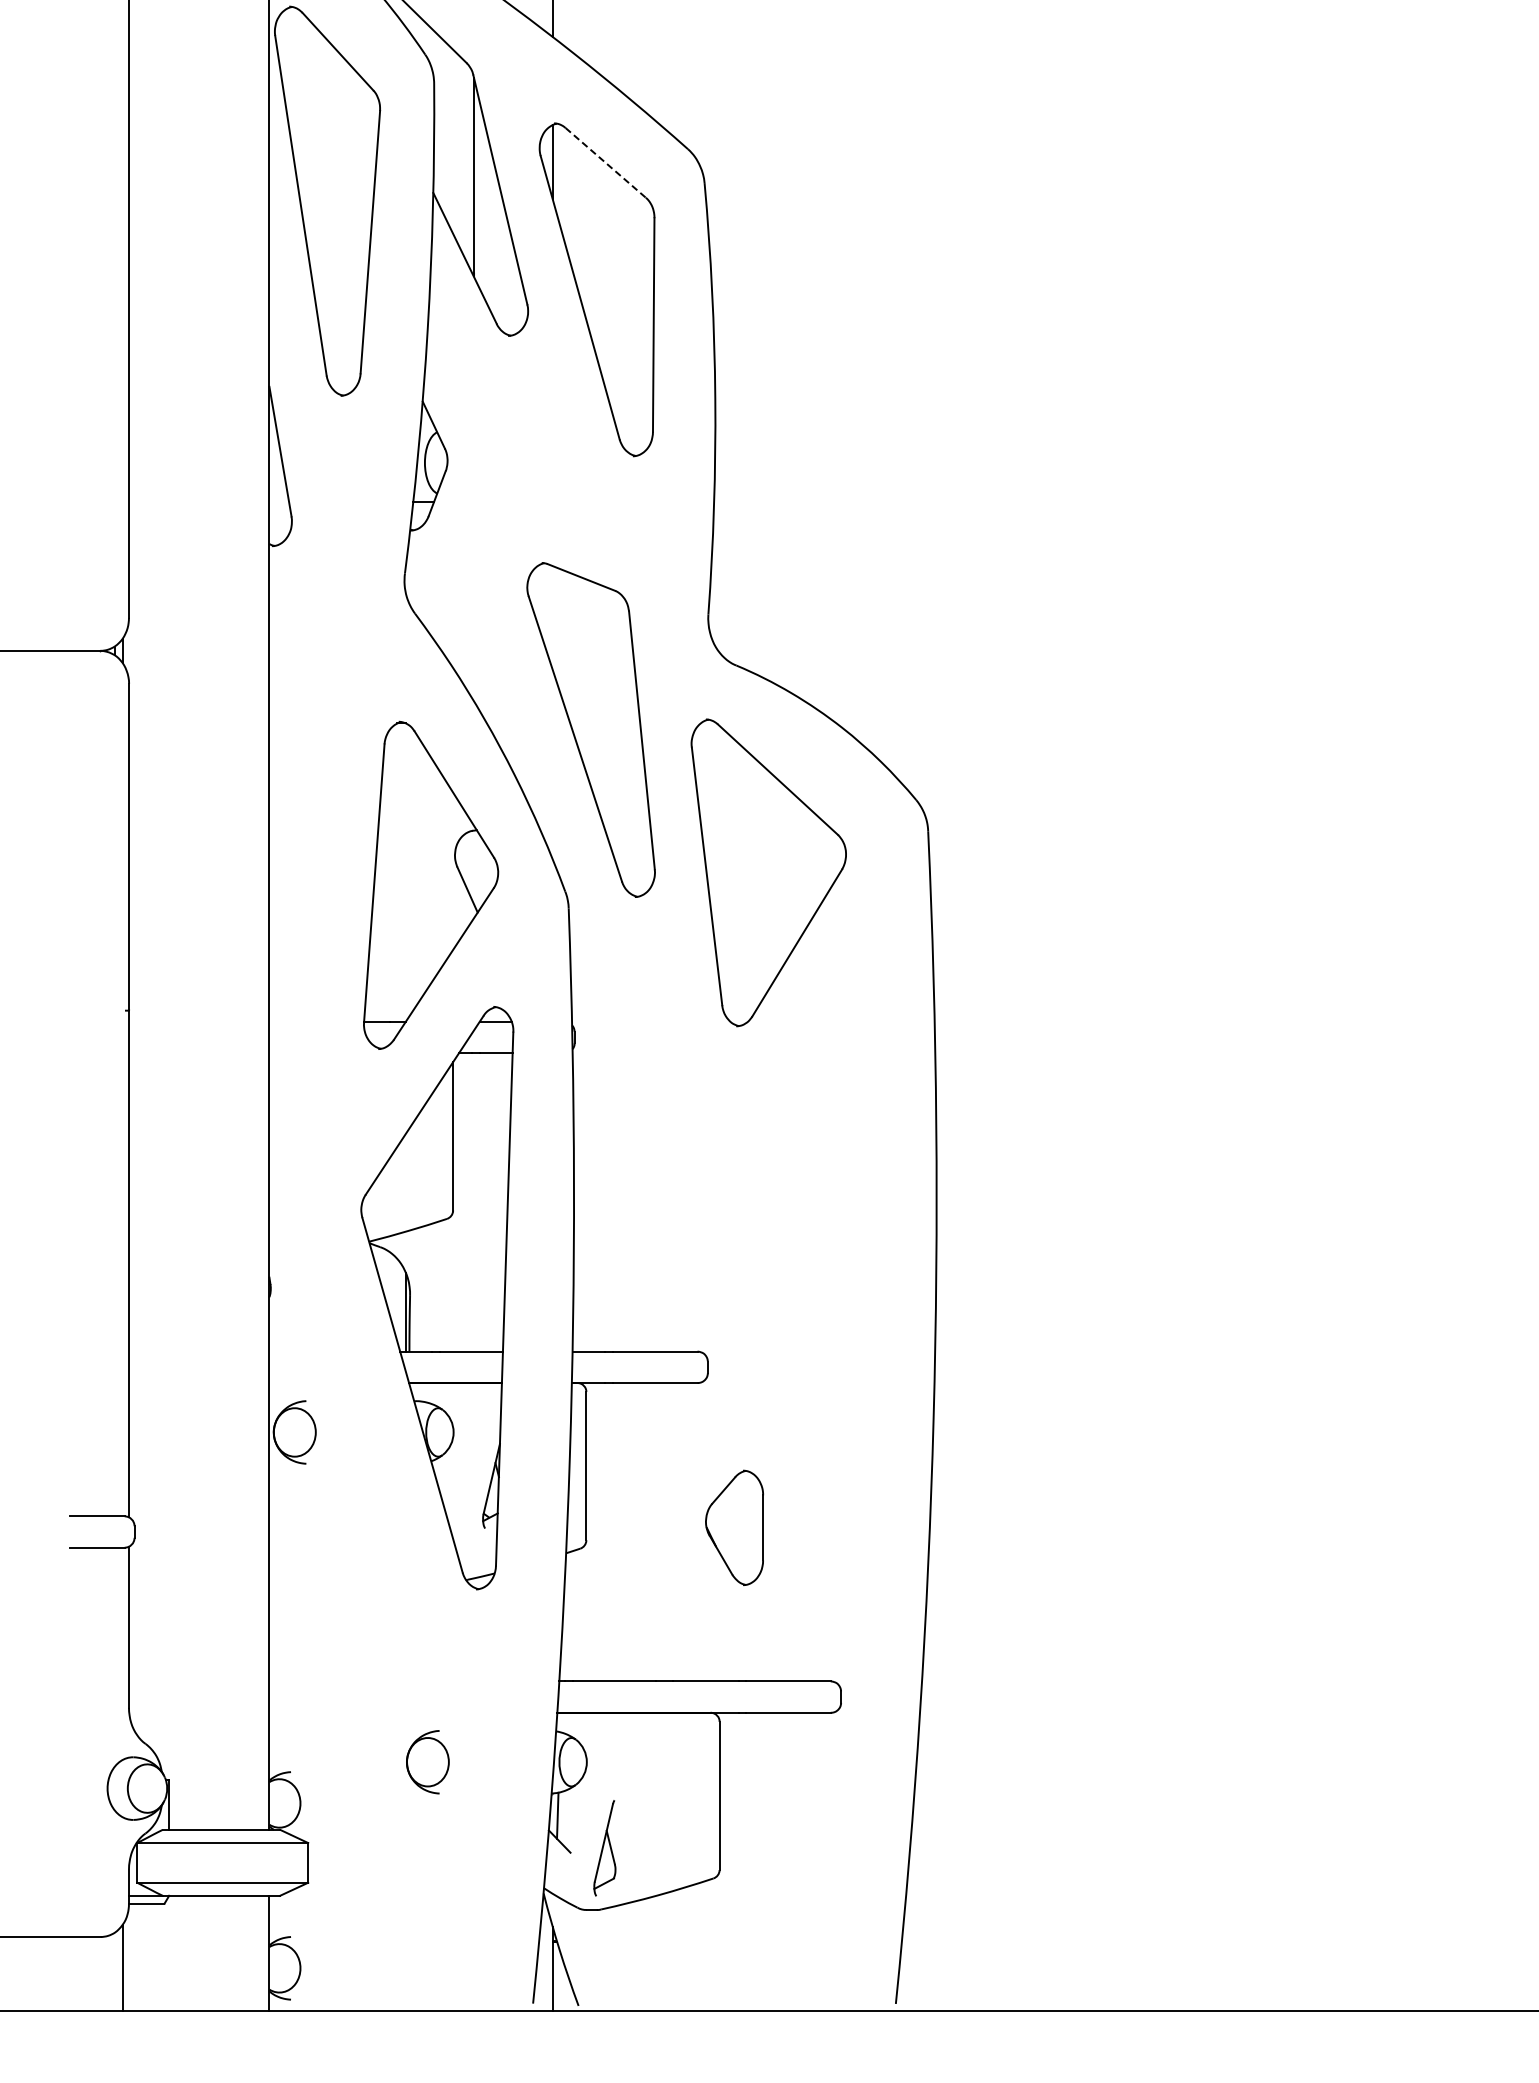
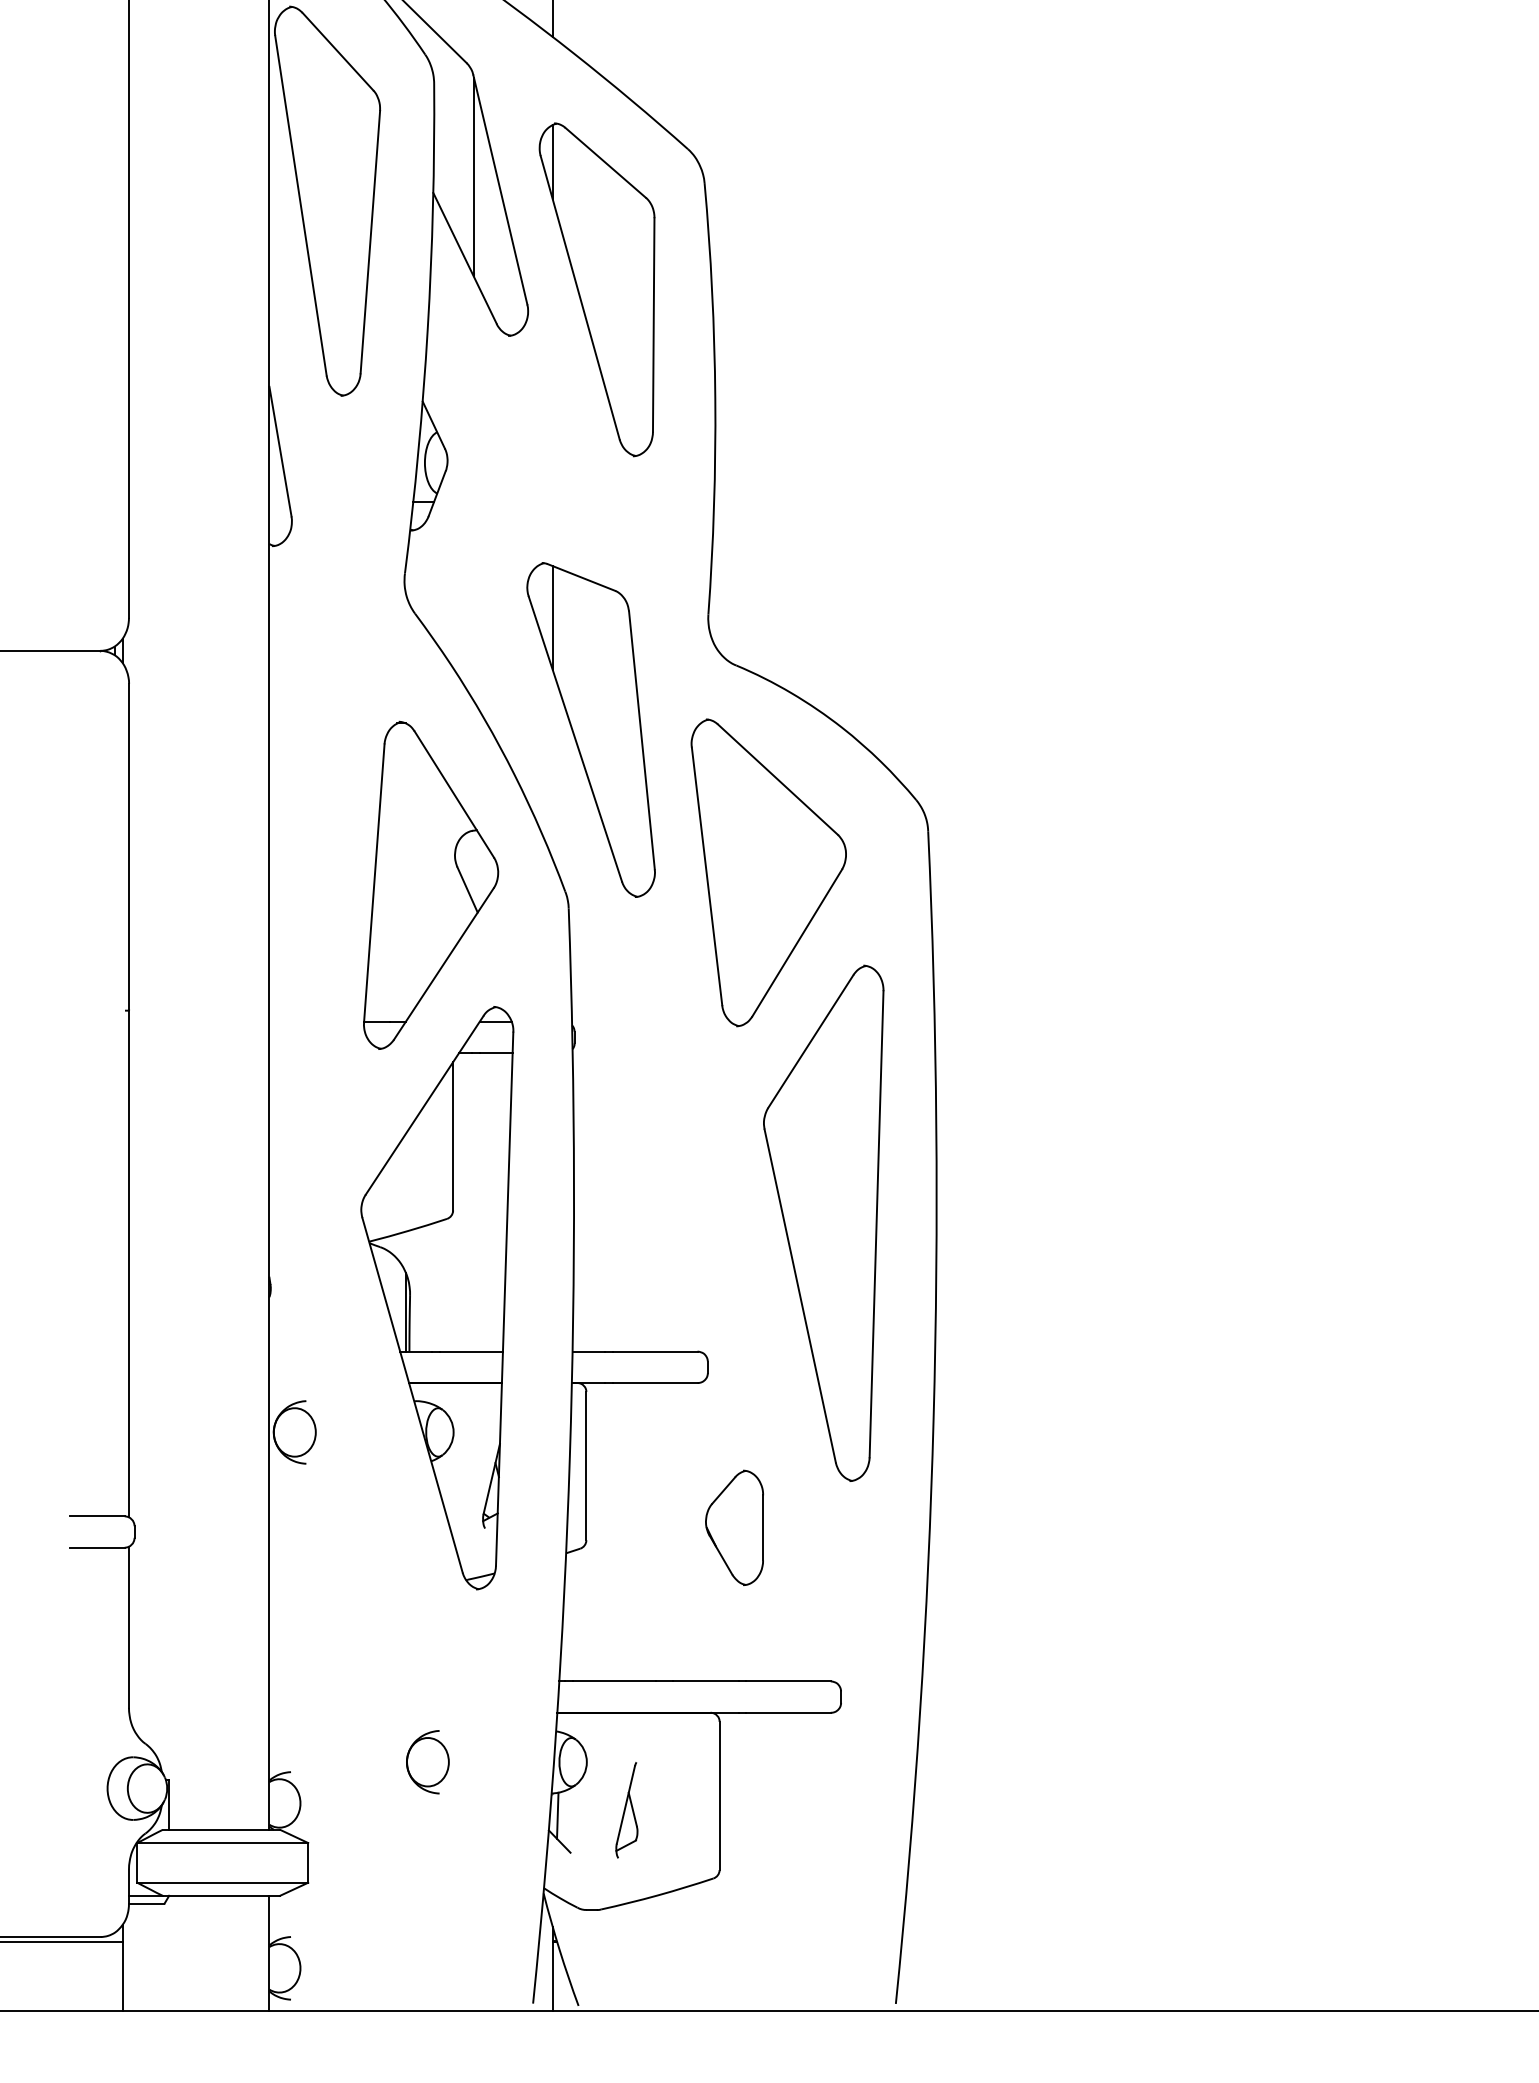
line: dashed -> solid (606, 163)
line: none -> present (552, 618)
part: none -> present (823, 1222)
part position: (604, 1848) -> (626, 1810) (626, 1810)
line: none -> present (62, 1941)
